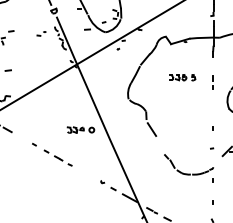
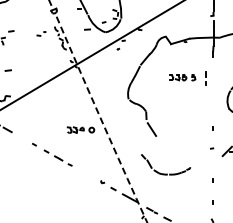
line position: (212, 81) -> (205, 77) (205, 77)
arc: solid -> dashed (101, 120)
part position: (189, 173) -> (166, 173) (166, 173)
